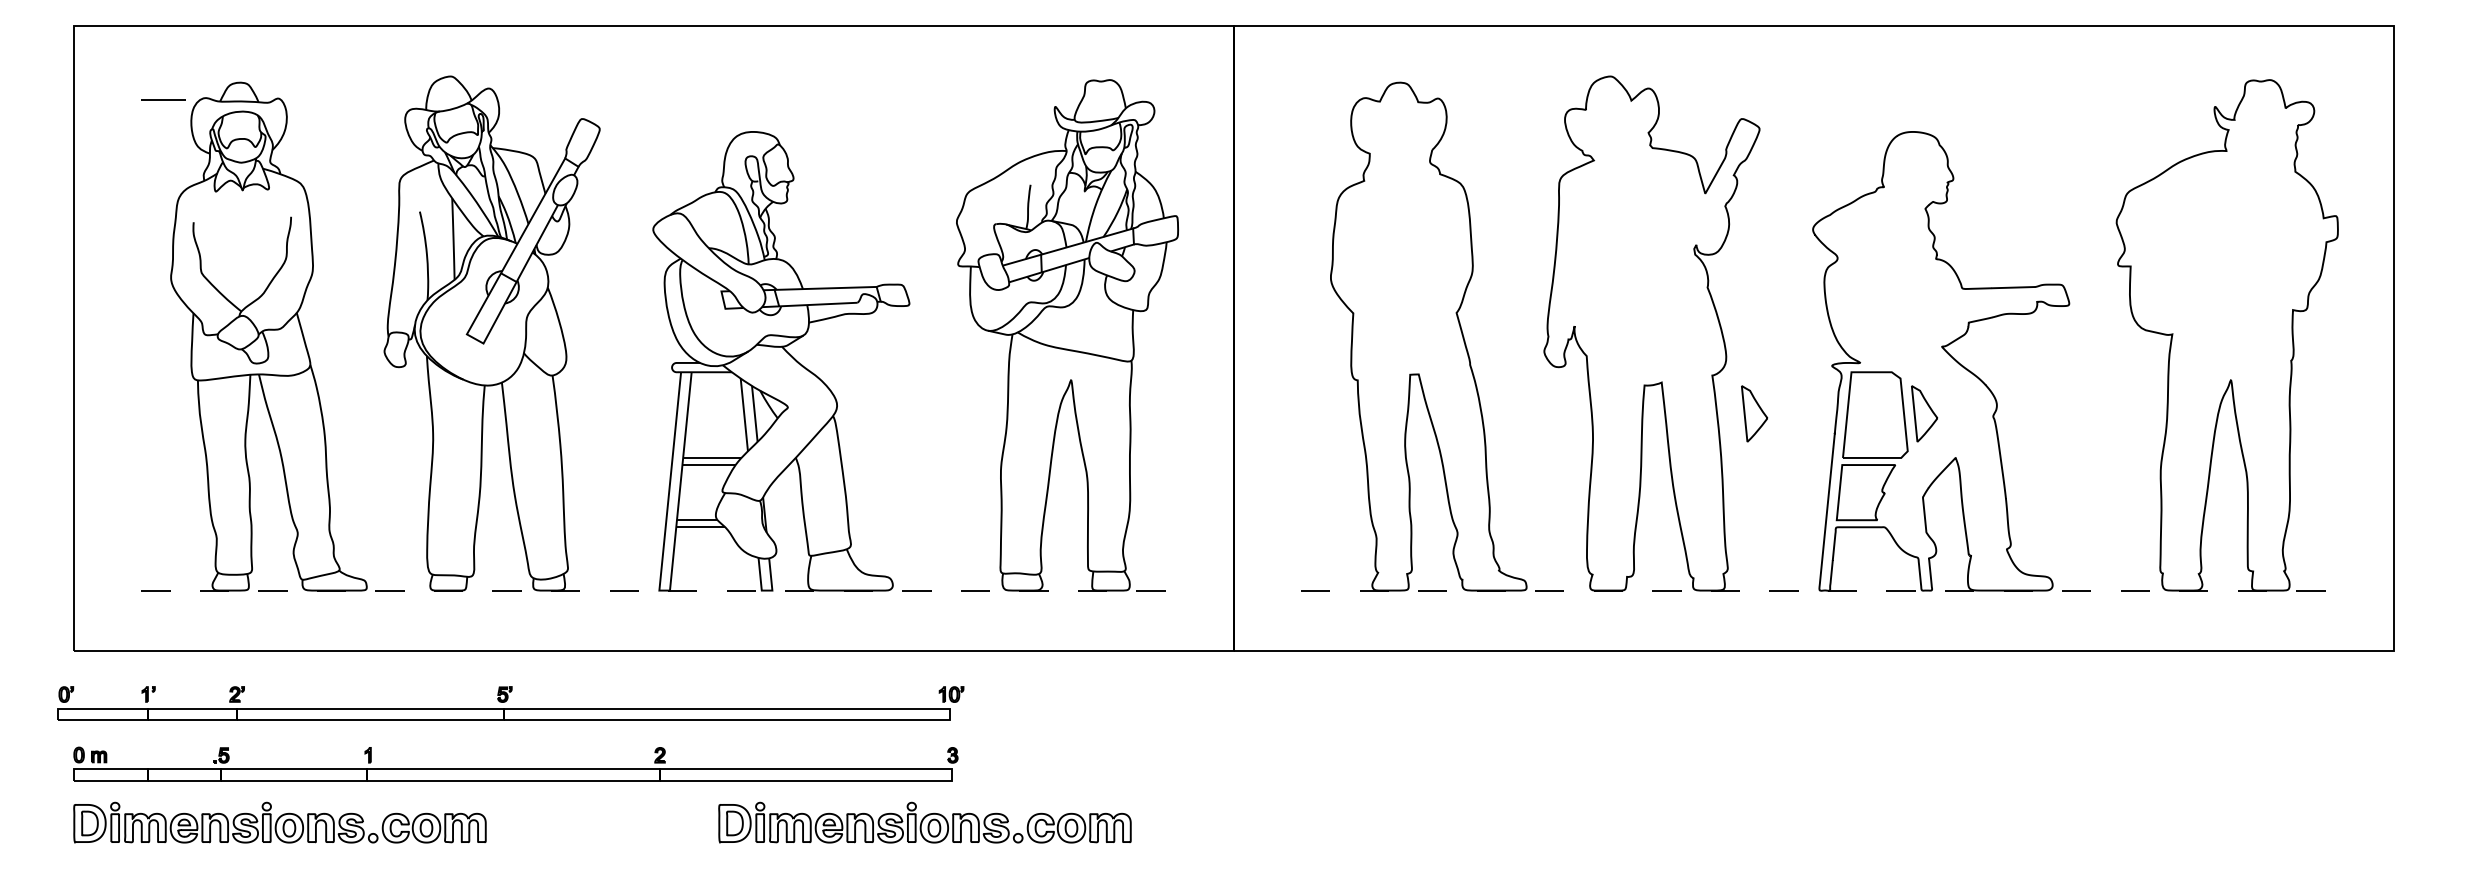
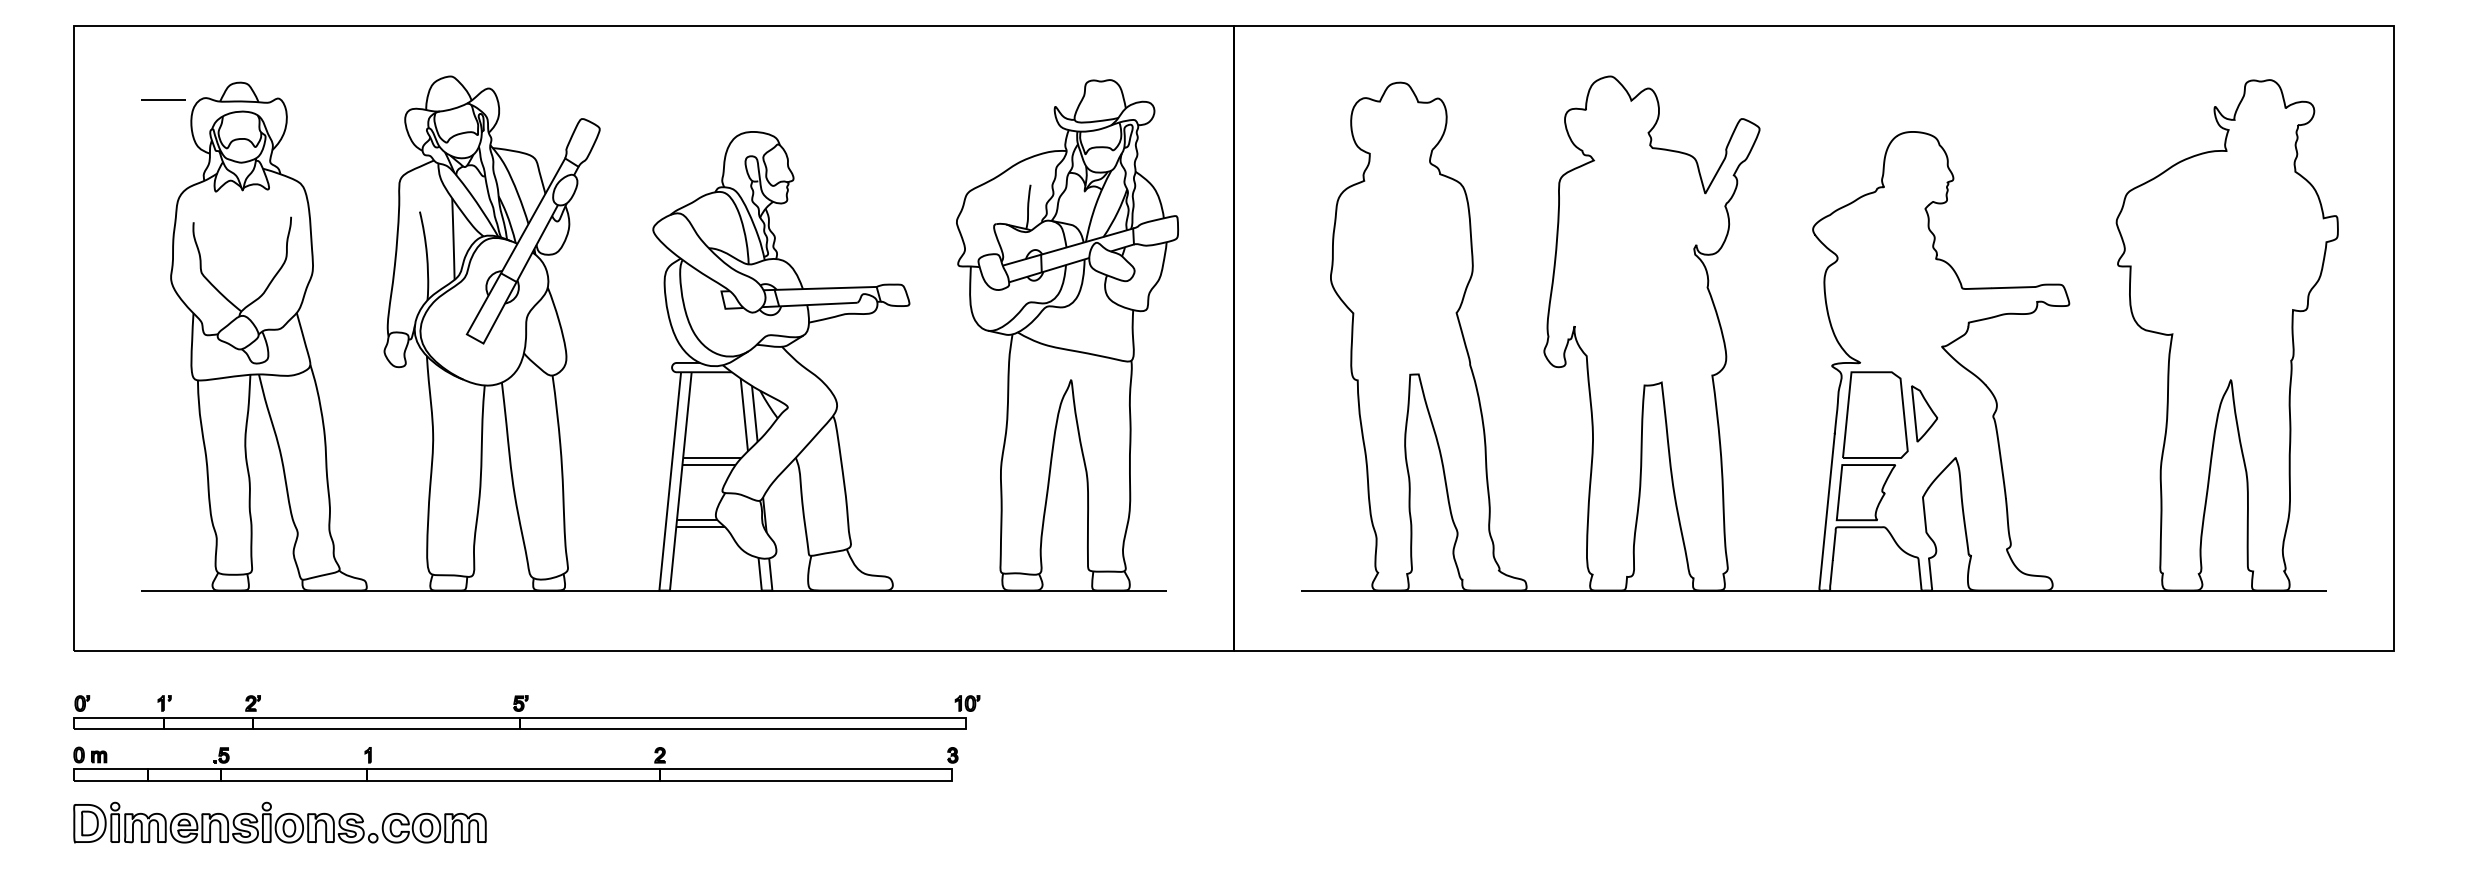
part: present -> none (1754, 413)
line: dashed -> solid (654, 590)
line: dashed -> solid (1814, 590)
part position: (510, 703) -> (526, 712) (526, 712)
part: present -> none (924, 822)
